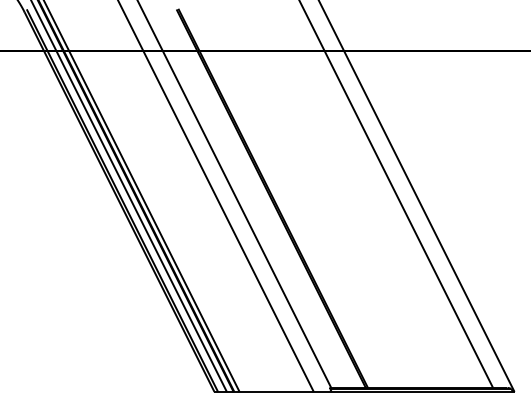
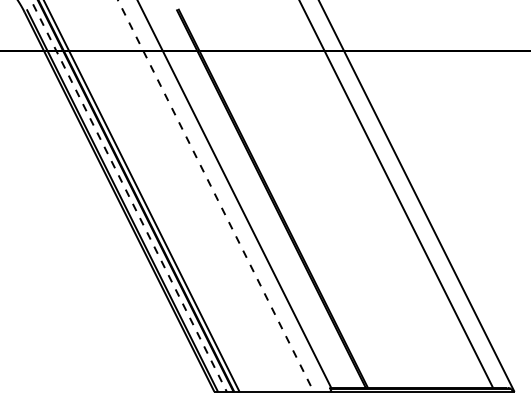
line: solid -> dashed (129, 196)
line: solid -> dashed (215, 196)
